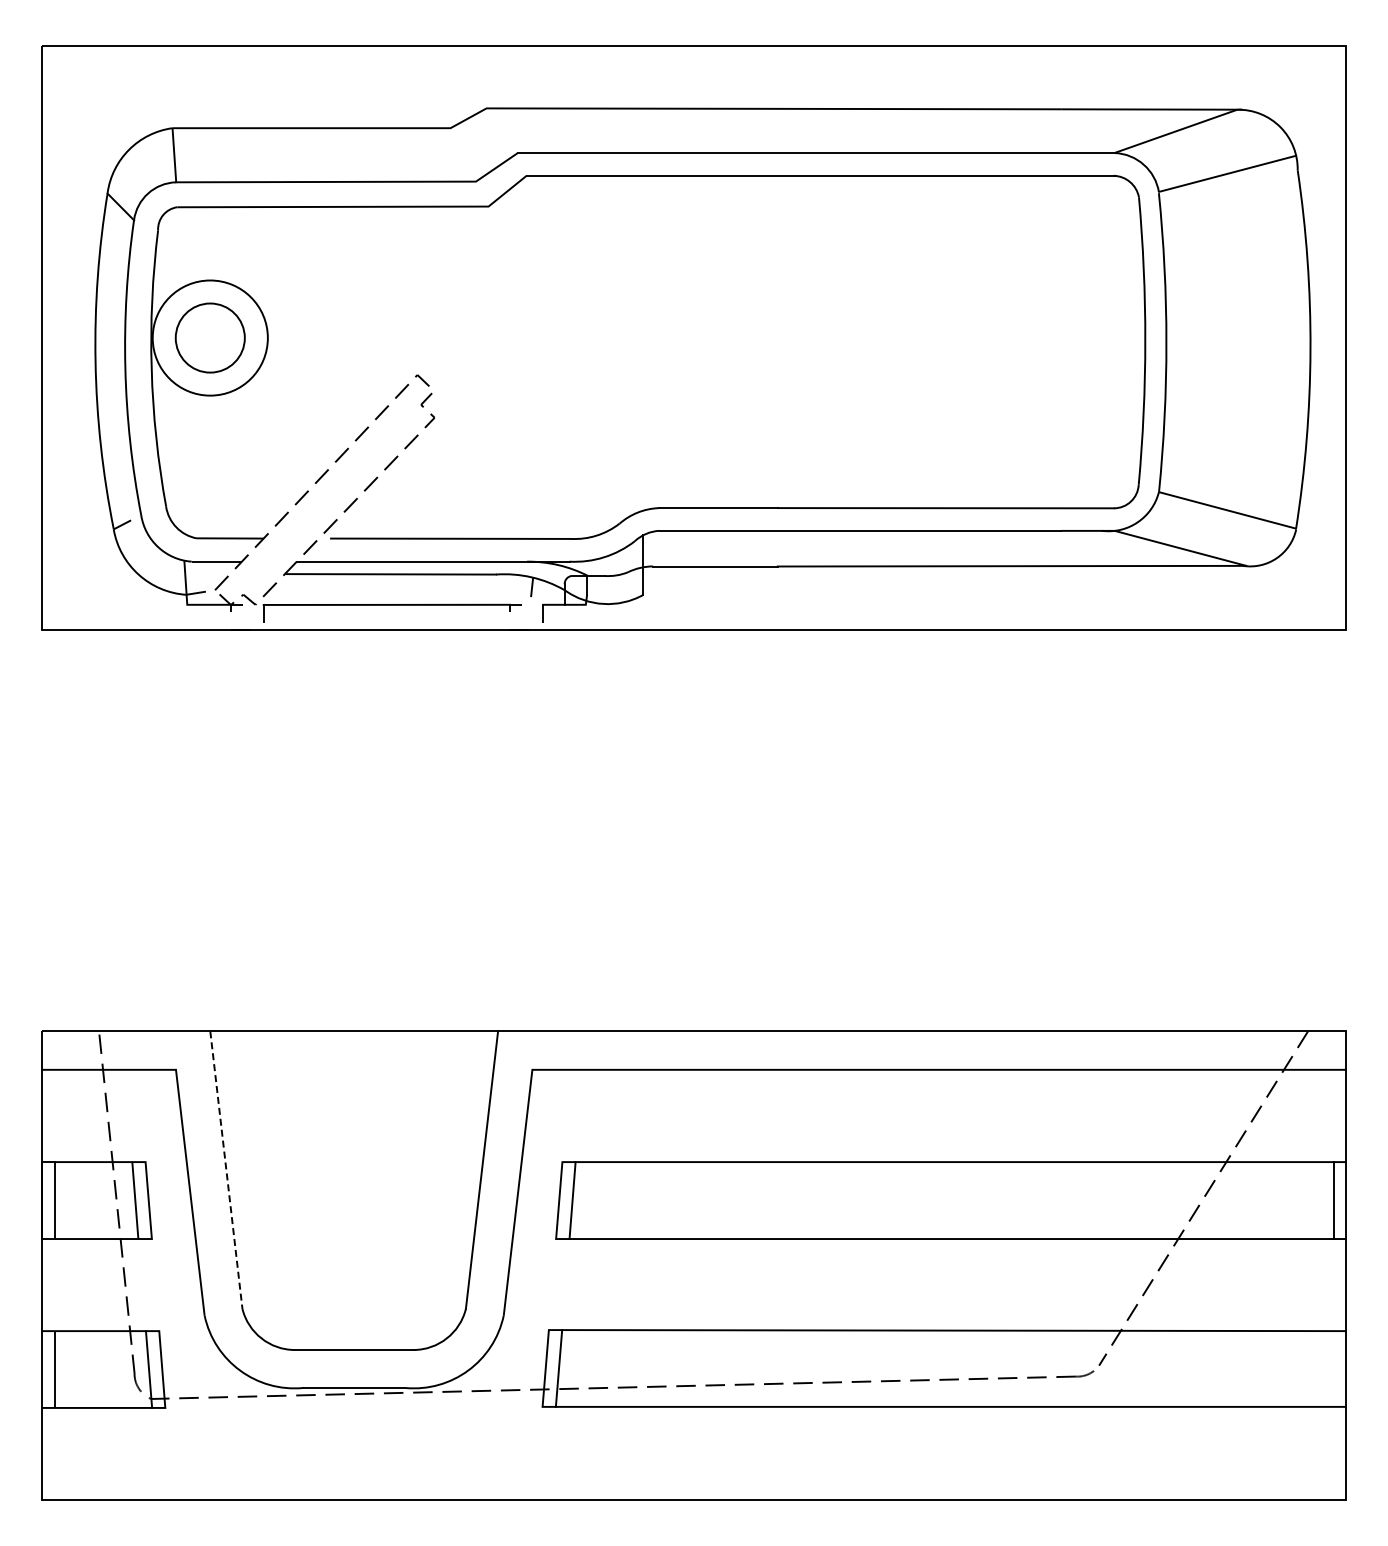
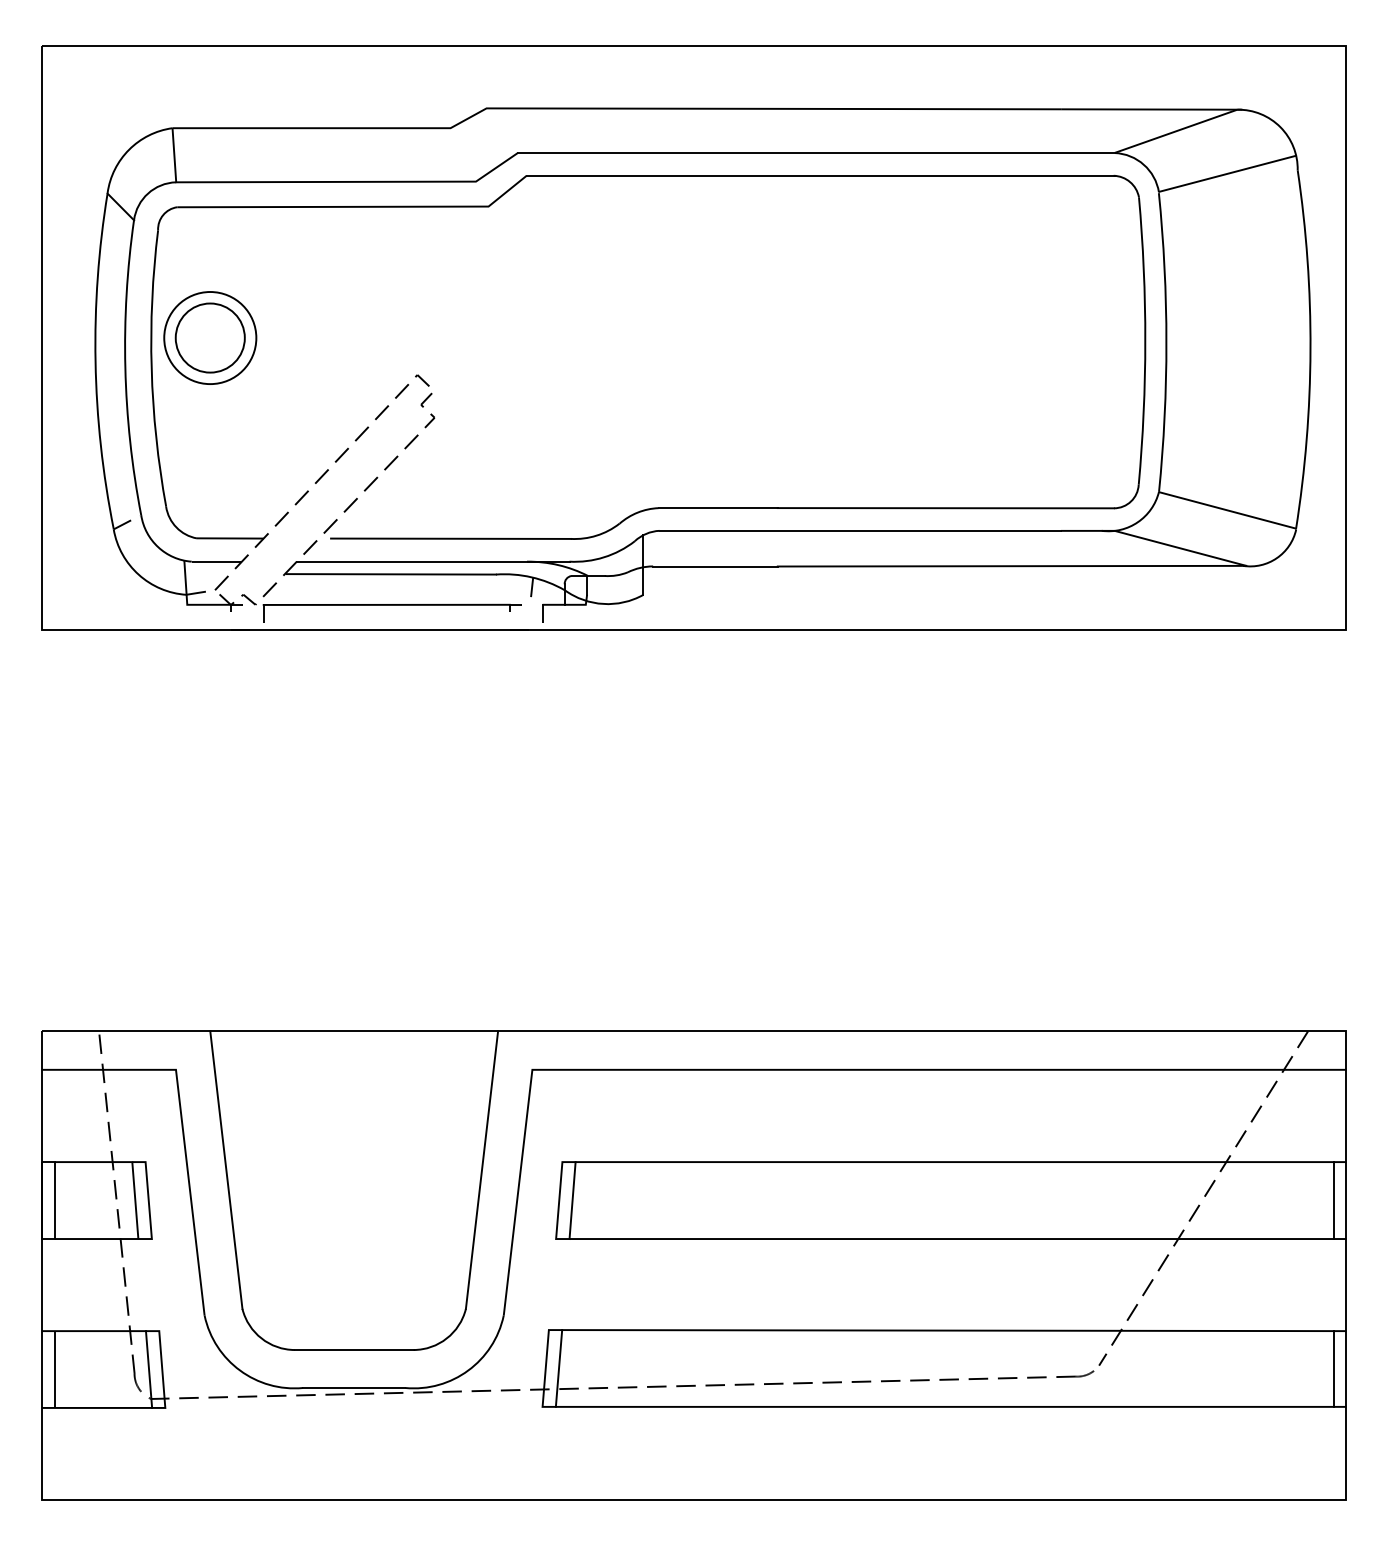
circle diameter: 115 px -> 92 px (210, 338)
line: dashed -> solid (226, 1170)
line: none -> present (1334, 1368)
